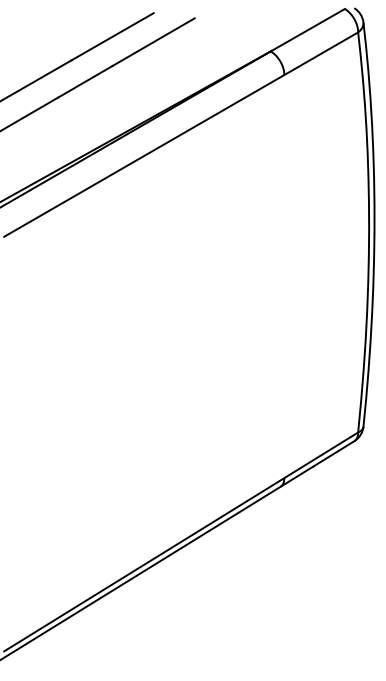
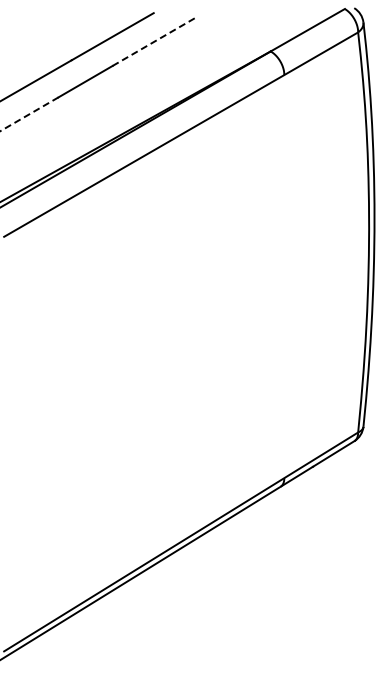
line: solid -> dashed (153, 42)
line: solid -> dashed (29, 114)
